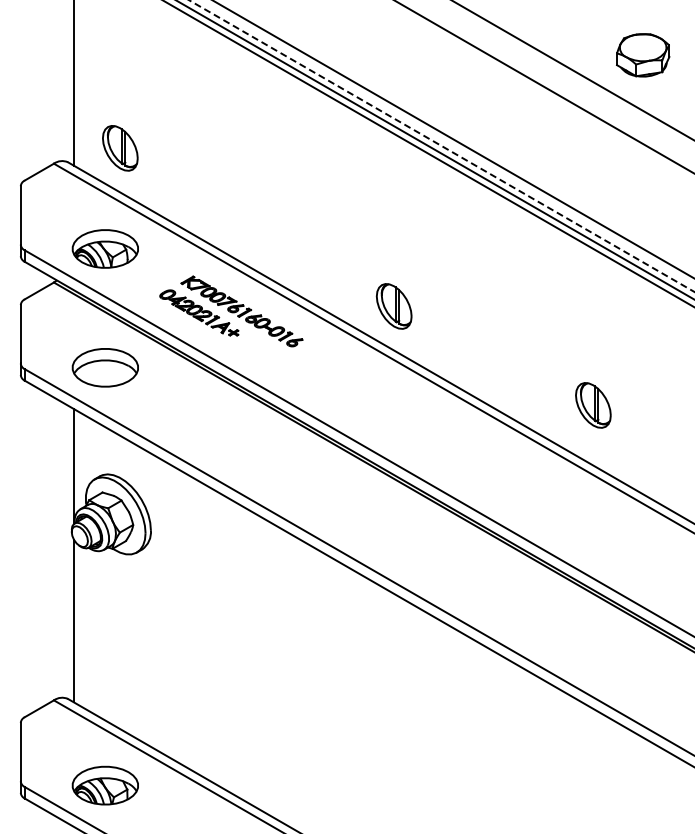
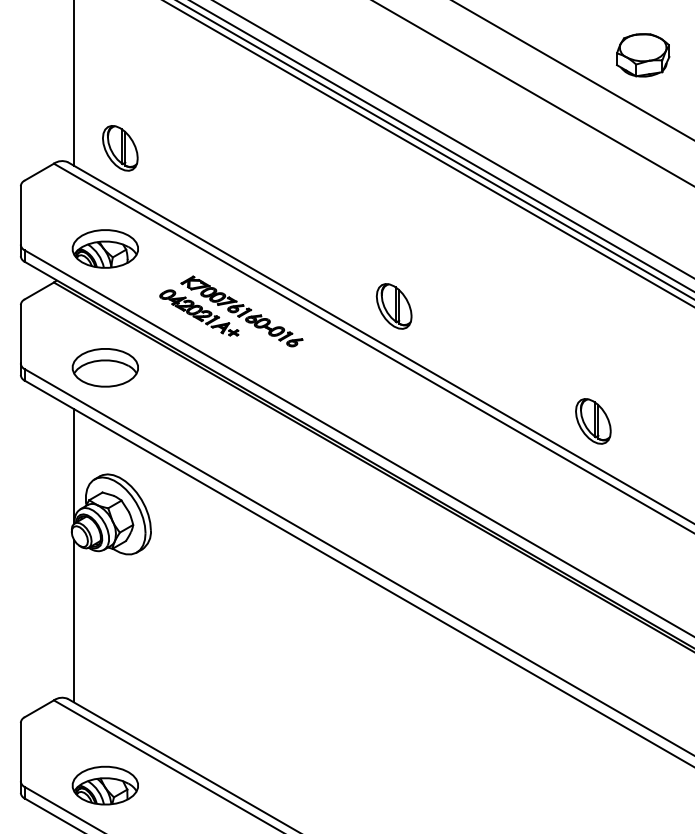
line position: (544, 86) -> (533, 93) (533, 93)
line: dashed -> solid (441, 145)
part position: (593, 405) -> (593, 421) (593, 421)
